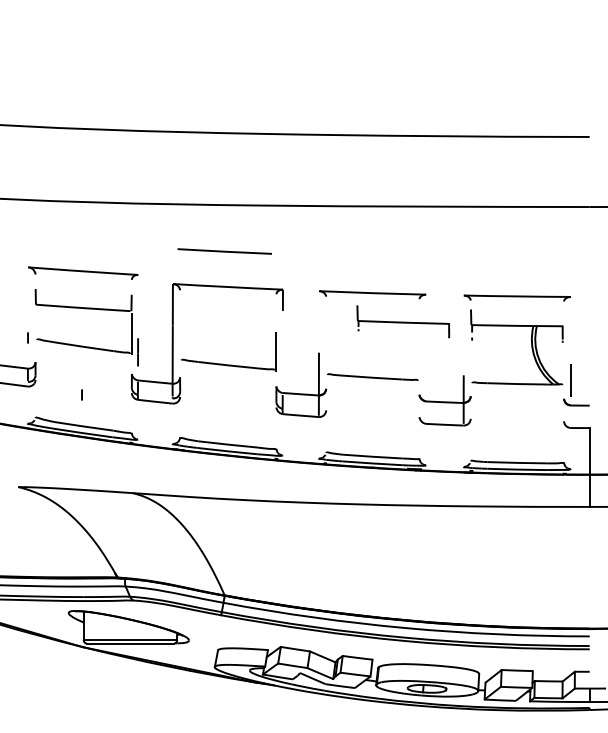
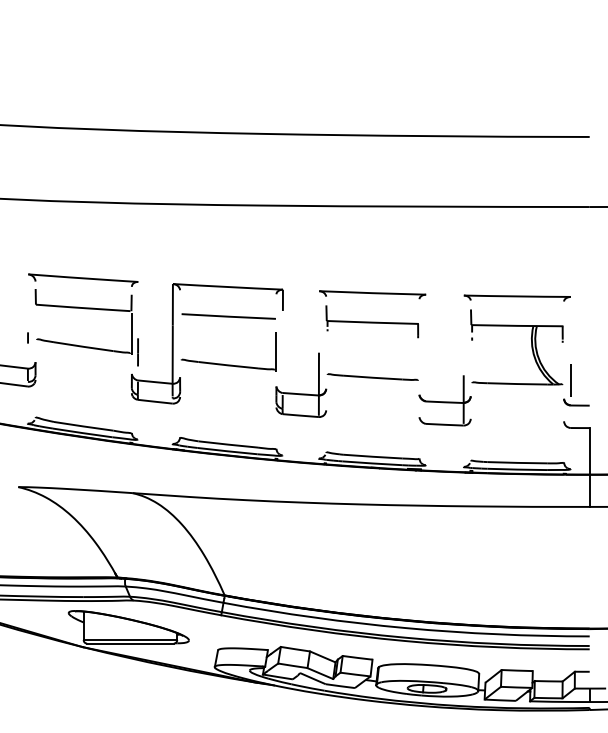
line position: (224, 251) -> (228, 316) (228, 316)
part position: (83, 272) -> (83, 279) (83, 279)
part position: (403, 321) -> (372, 321) (372, 321)
line: present -> none (81, 394)
